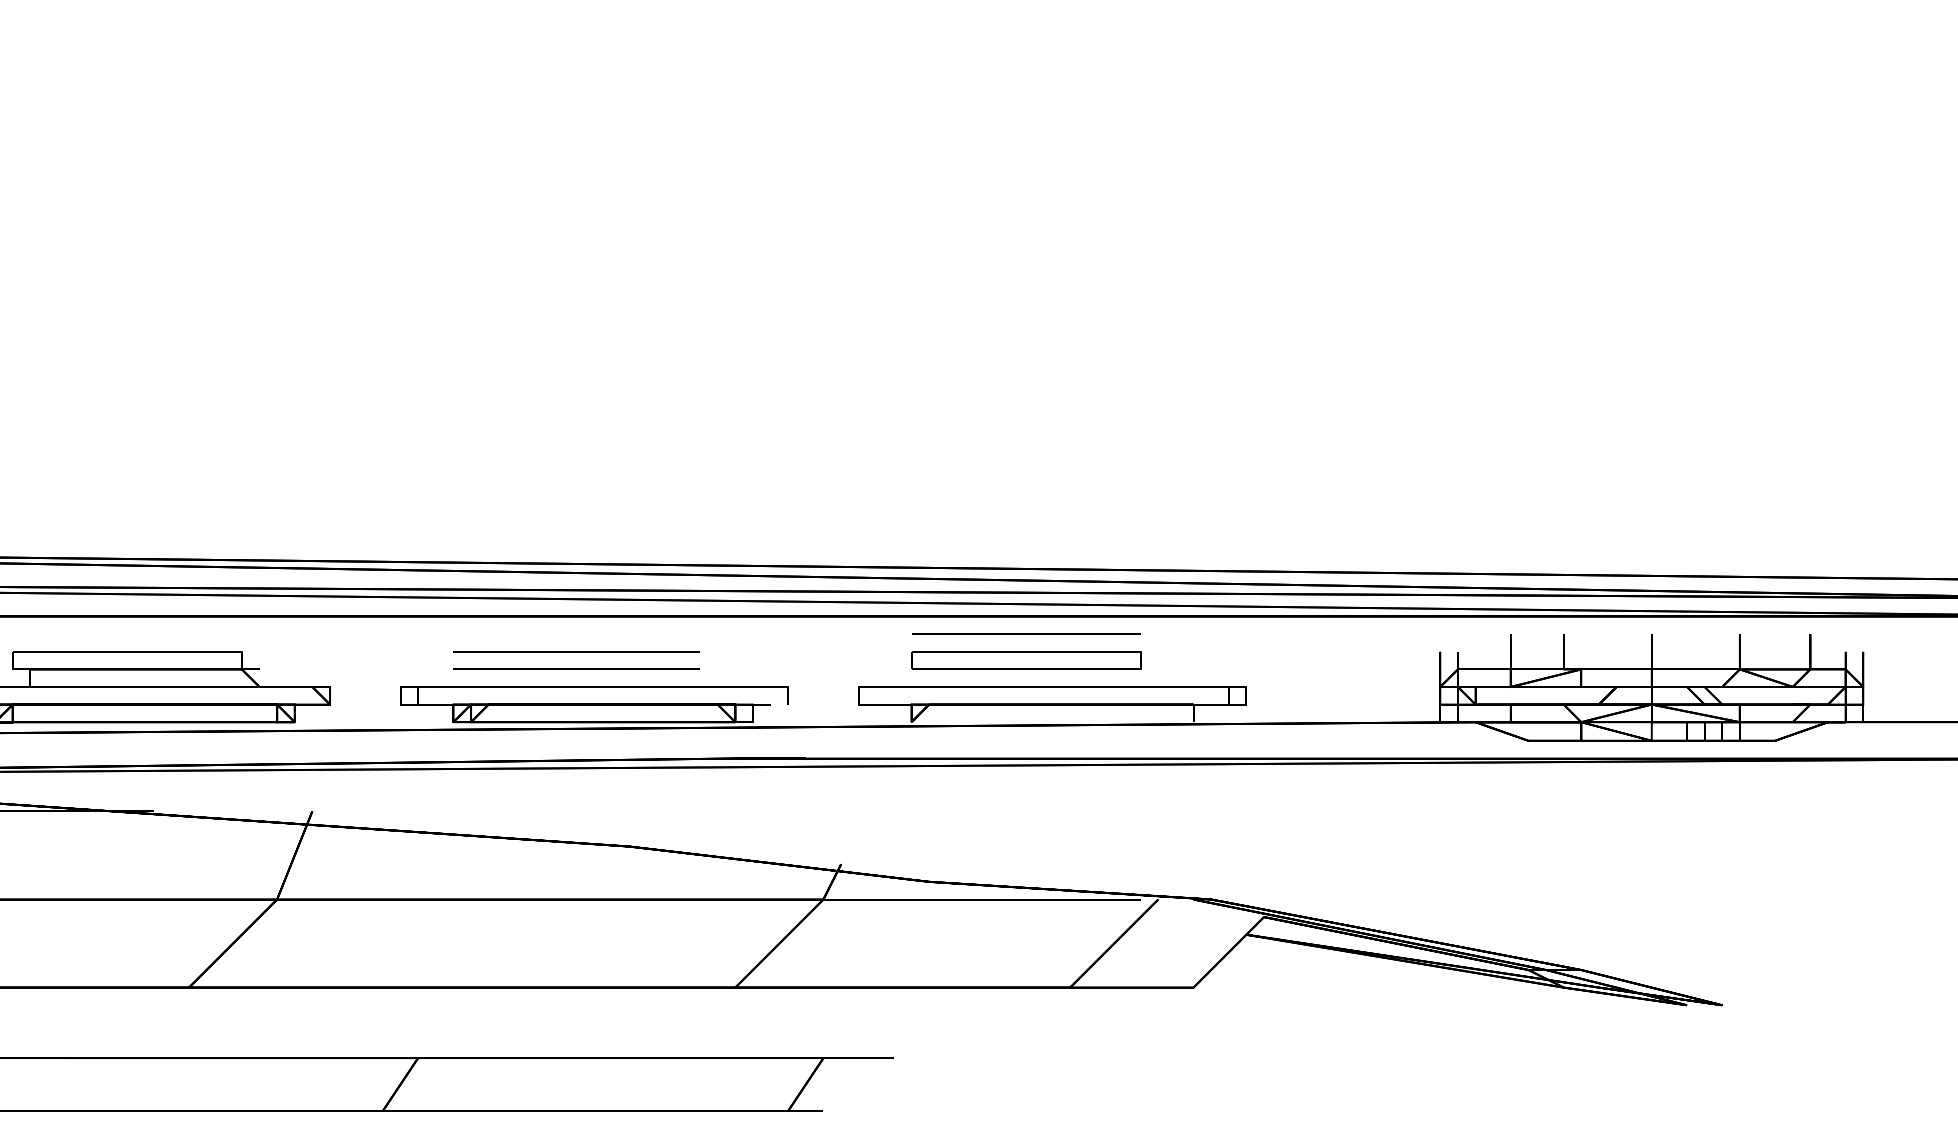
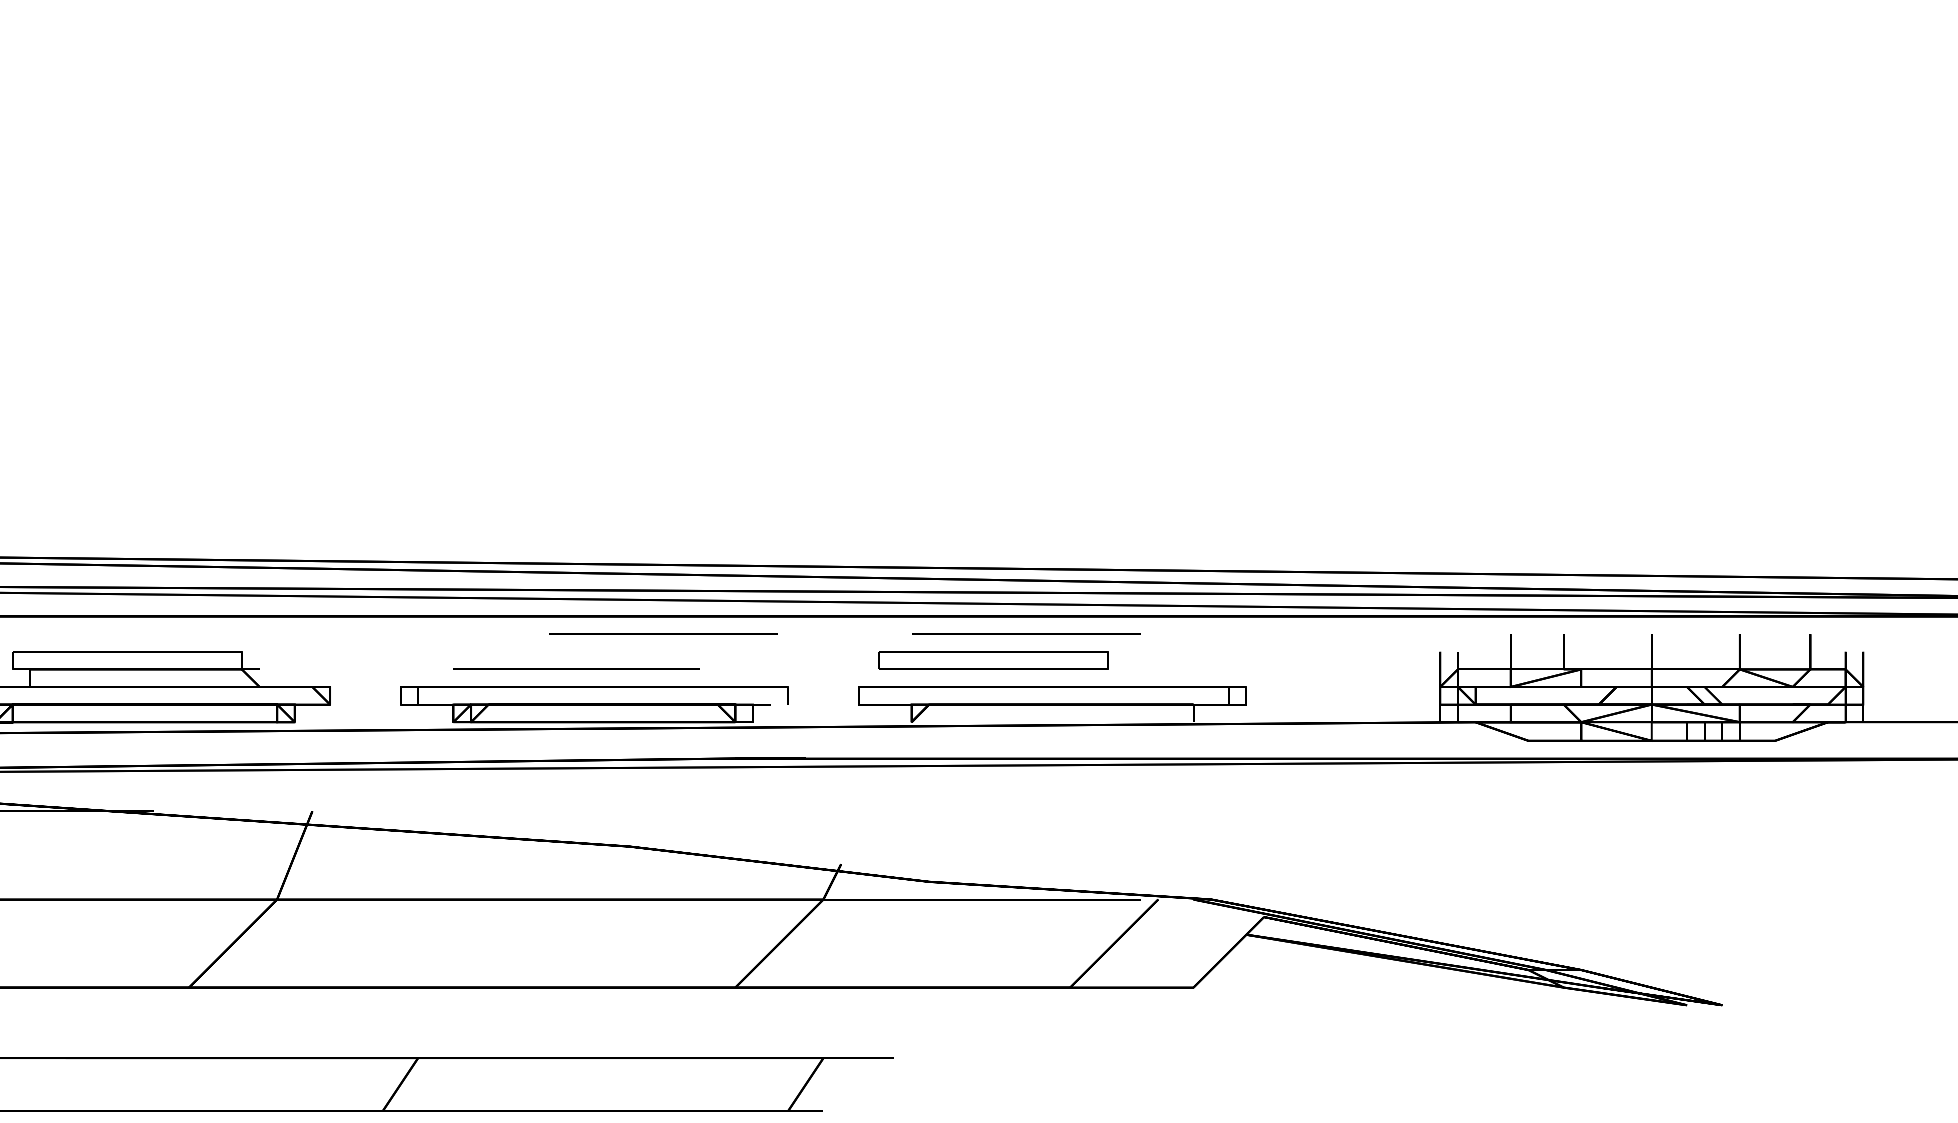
line: none -> present (663, 633)
line: present -> none (576, 651)
part position: (1026, 660) -> (993, 660) (993, 660)
